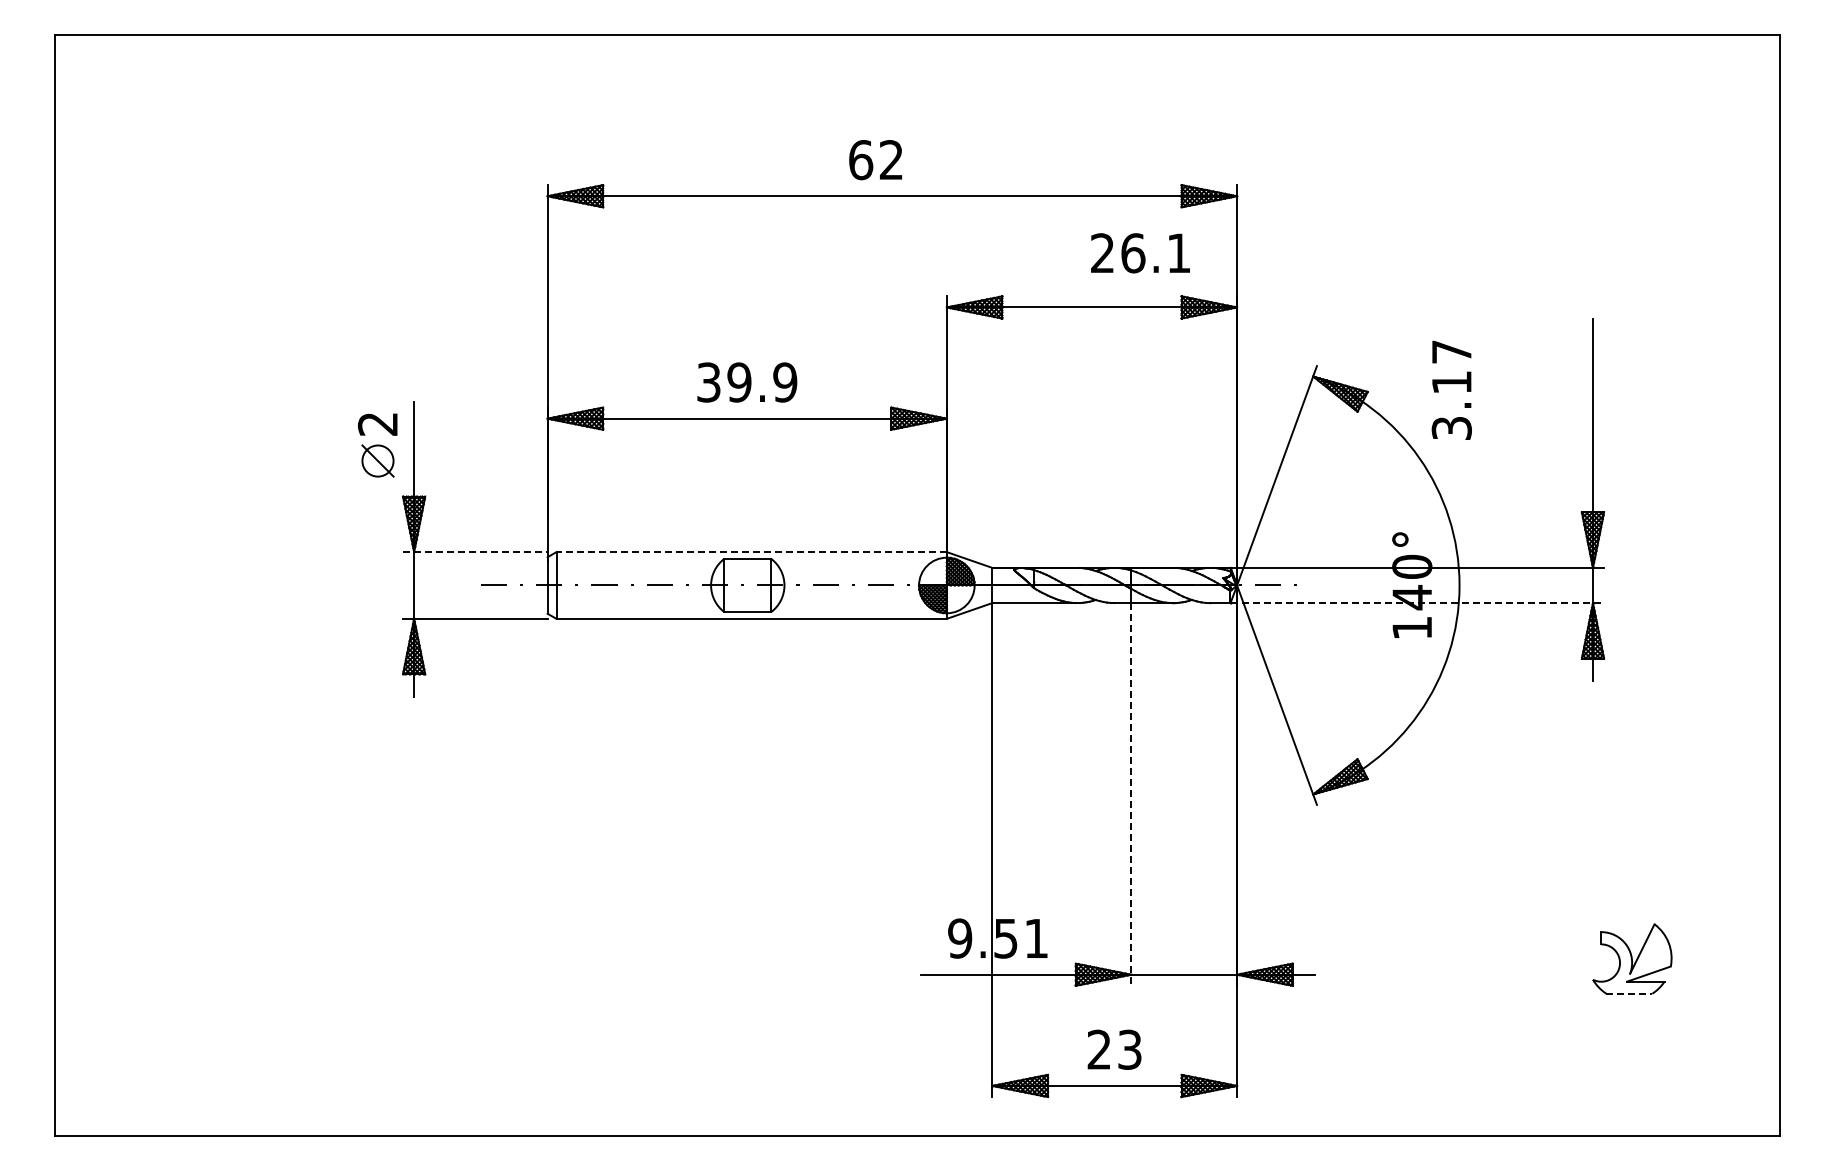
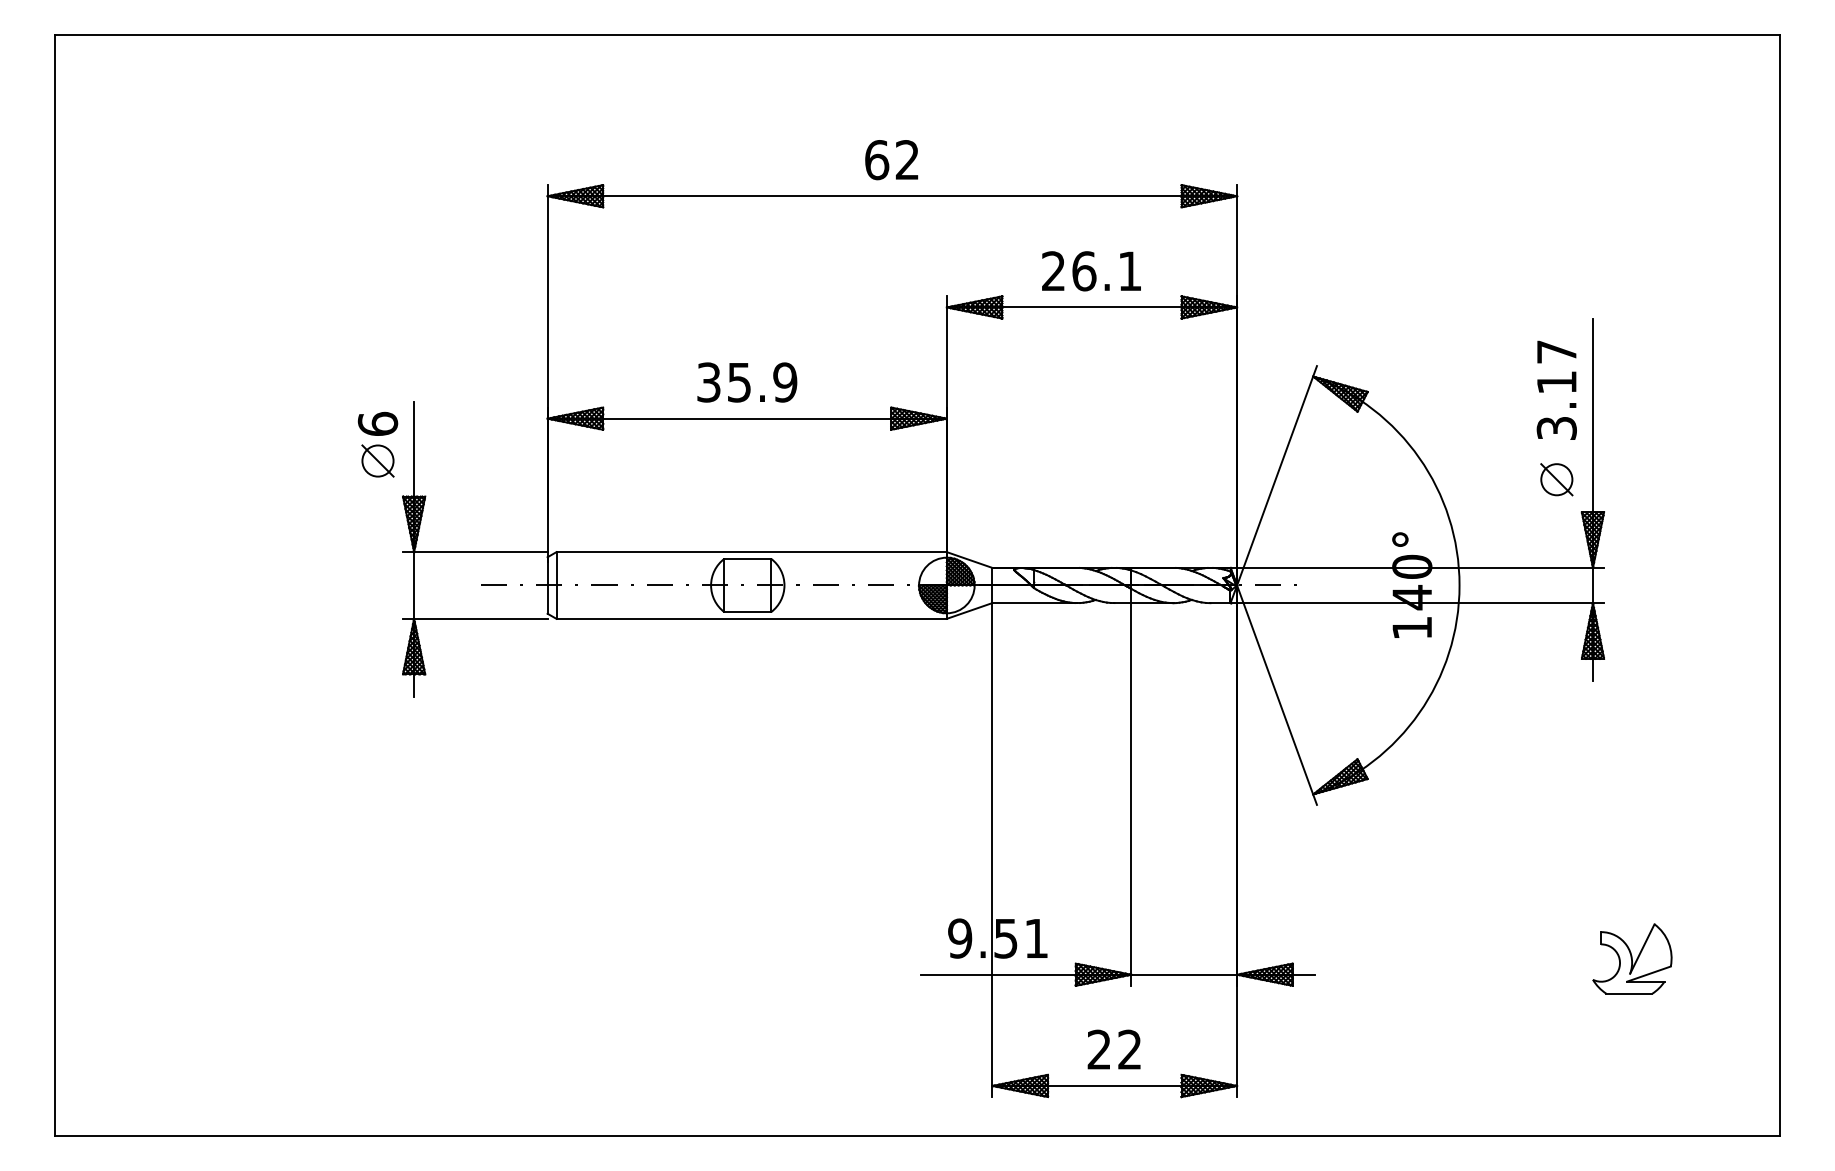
text position: (875, 160) -> (891, 160) (891, 160)
text position: (1140, 253) -> (1091, 271) (1091, 271)
text: 39.9 -> 35.9 (739, 382)
text position: (1451, 389) -> (1556, 389) (1556, 389)
text: 2 -> 6 (377, 423)
part: none -> present (1556, 479)
line: dashed -> solid (475, 552)
line: dashed -> solid (751, 552)
line: dashed -> solid (1417, 603)
line: dashed -> solid (1131, 795)
line: dashed -> solid (1629, 993)
text: 23 -> 22 (1129, 1049)
